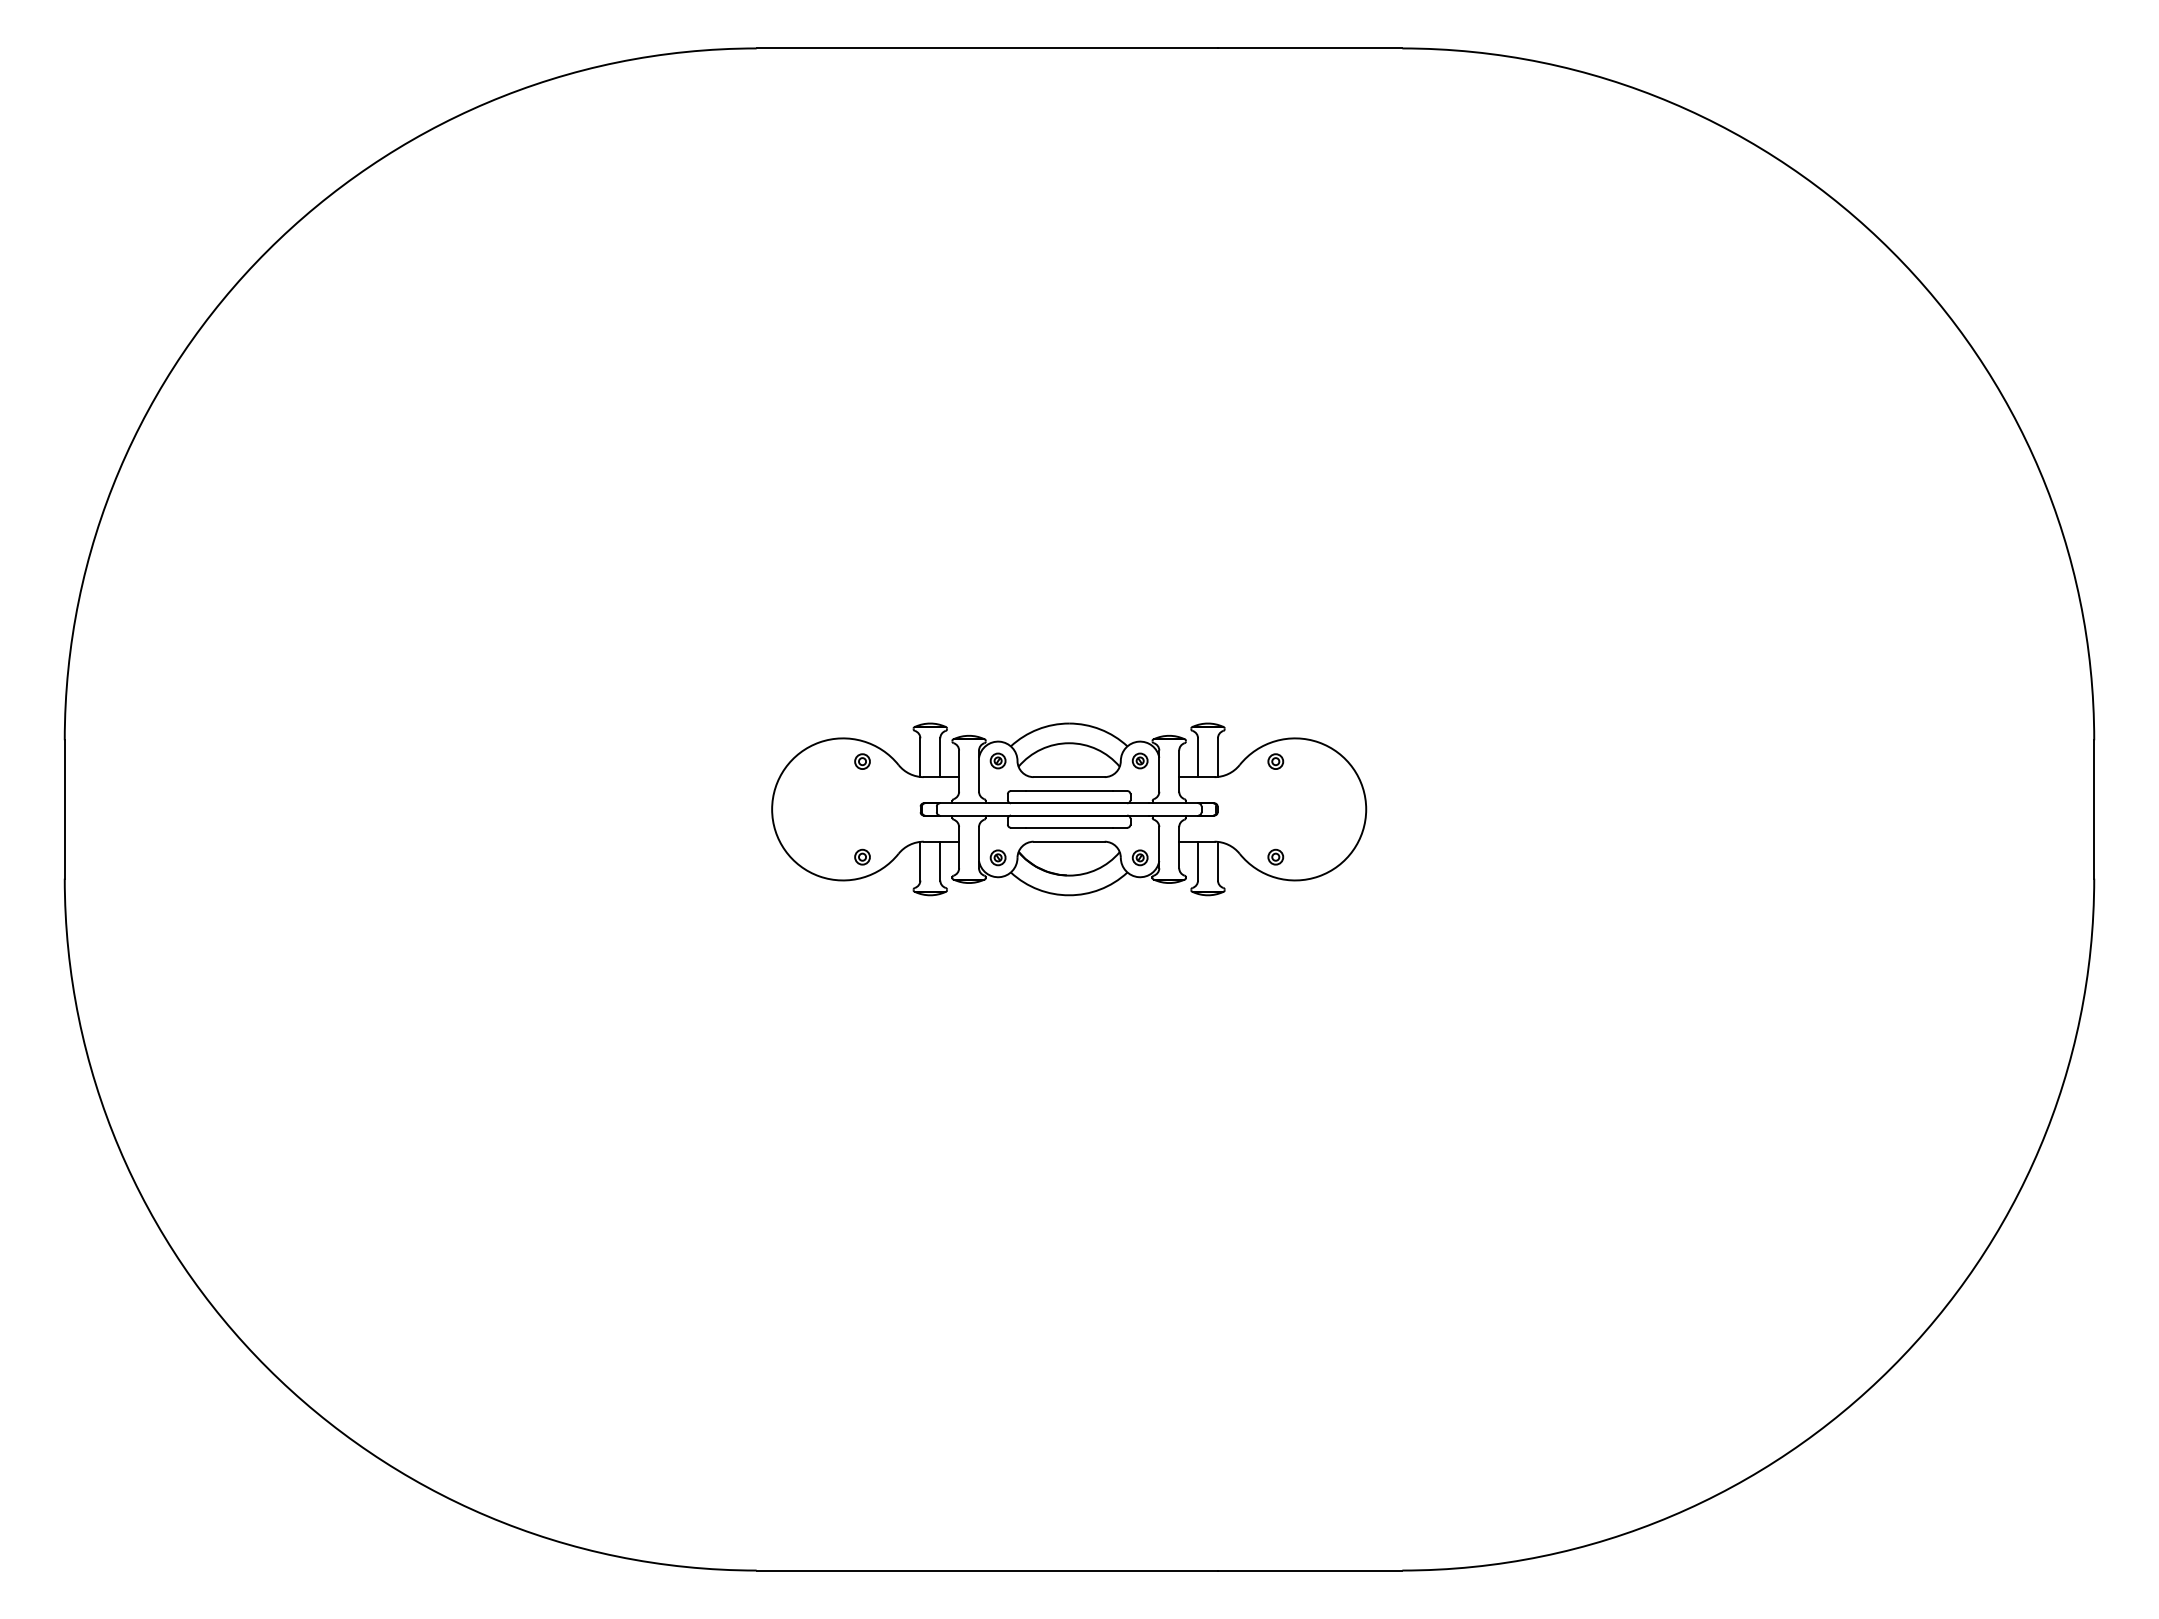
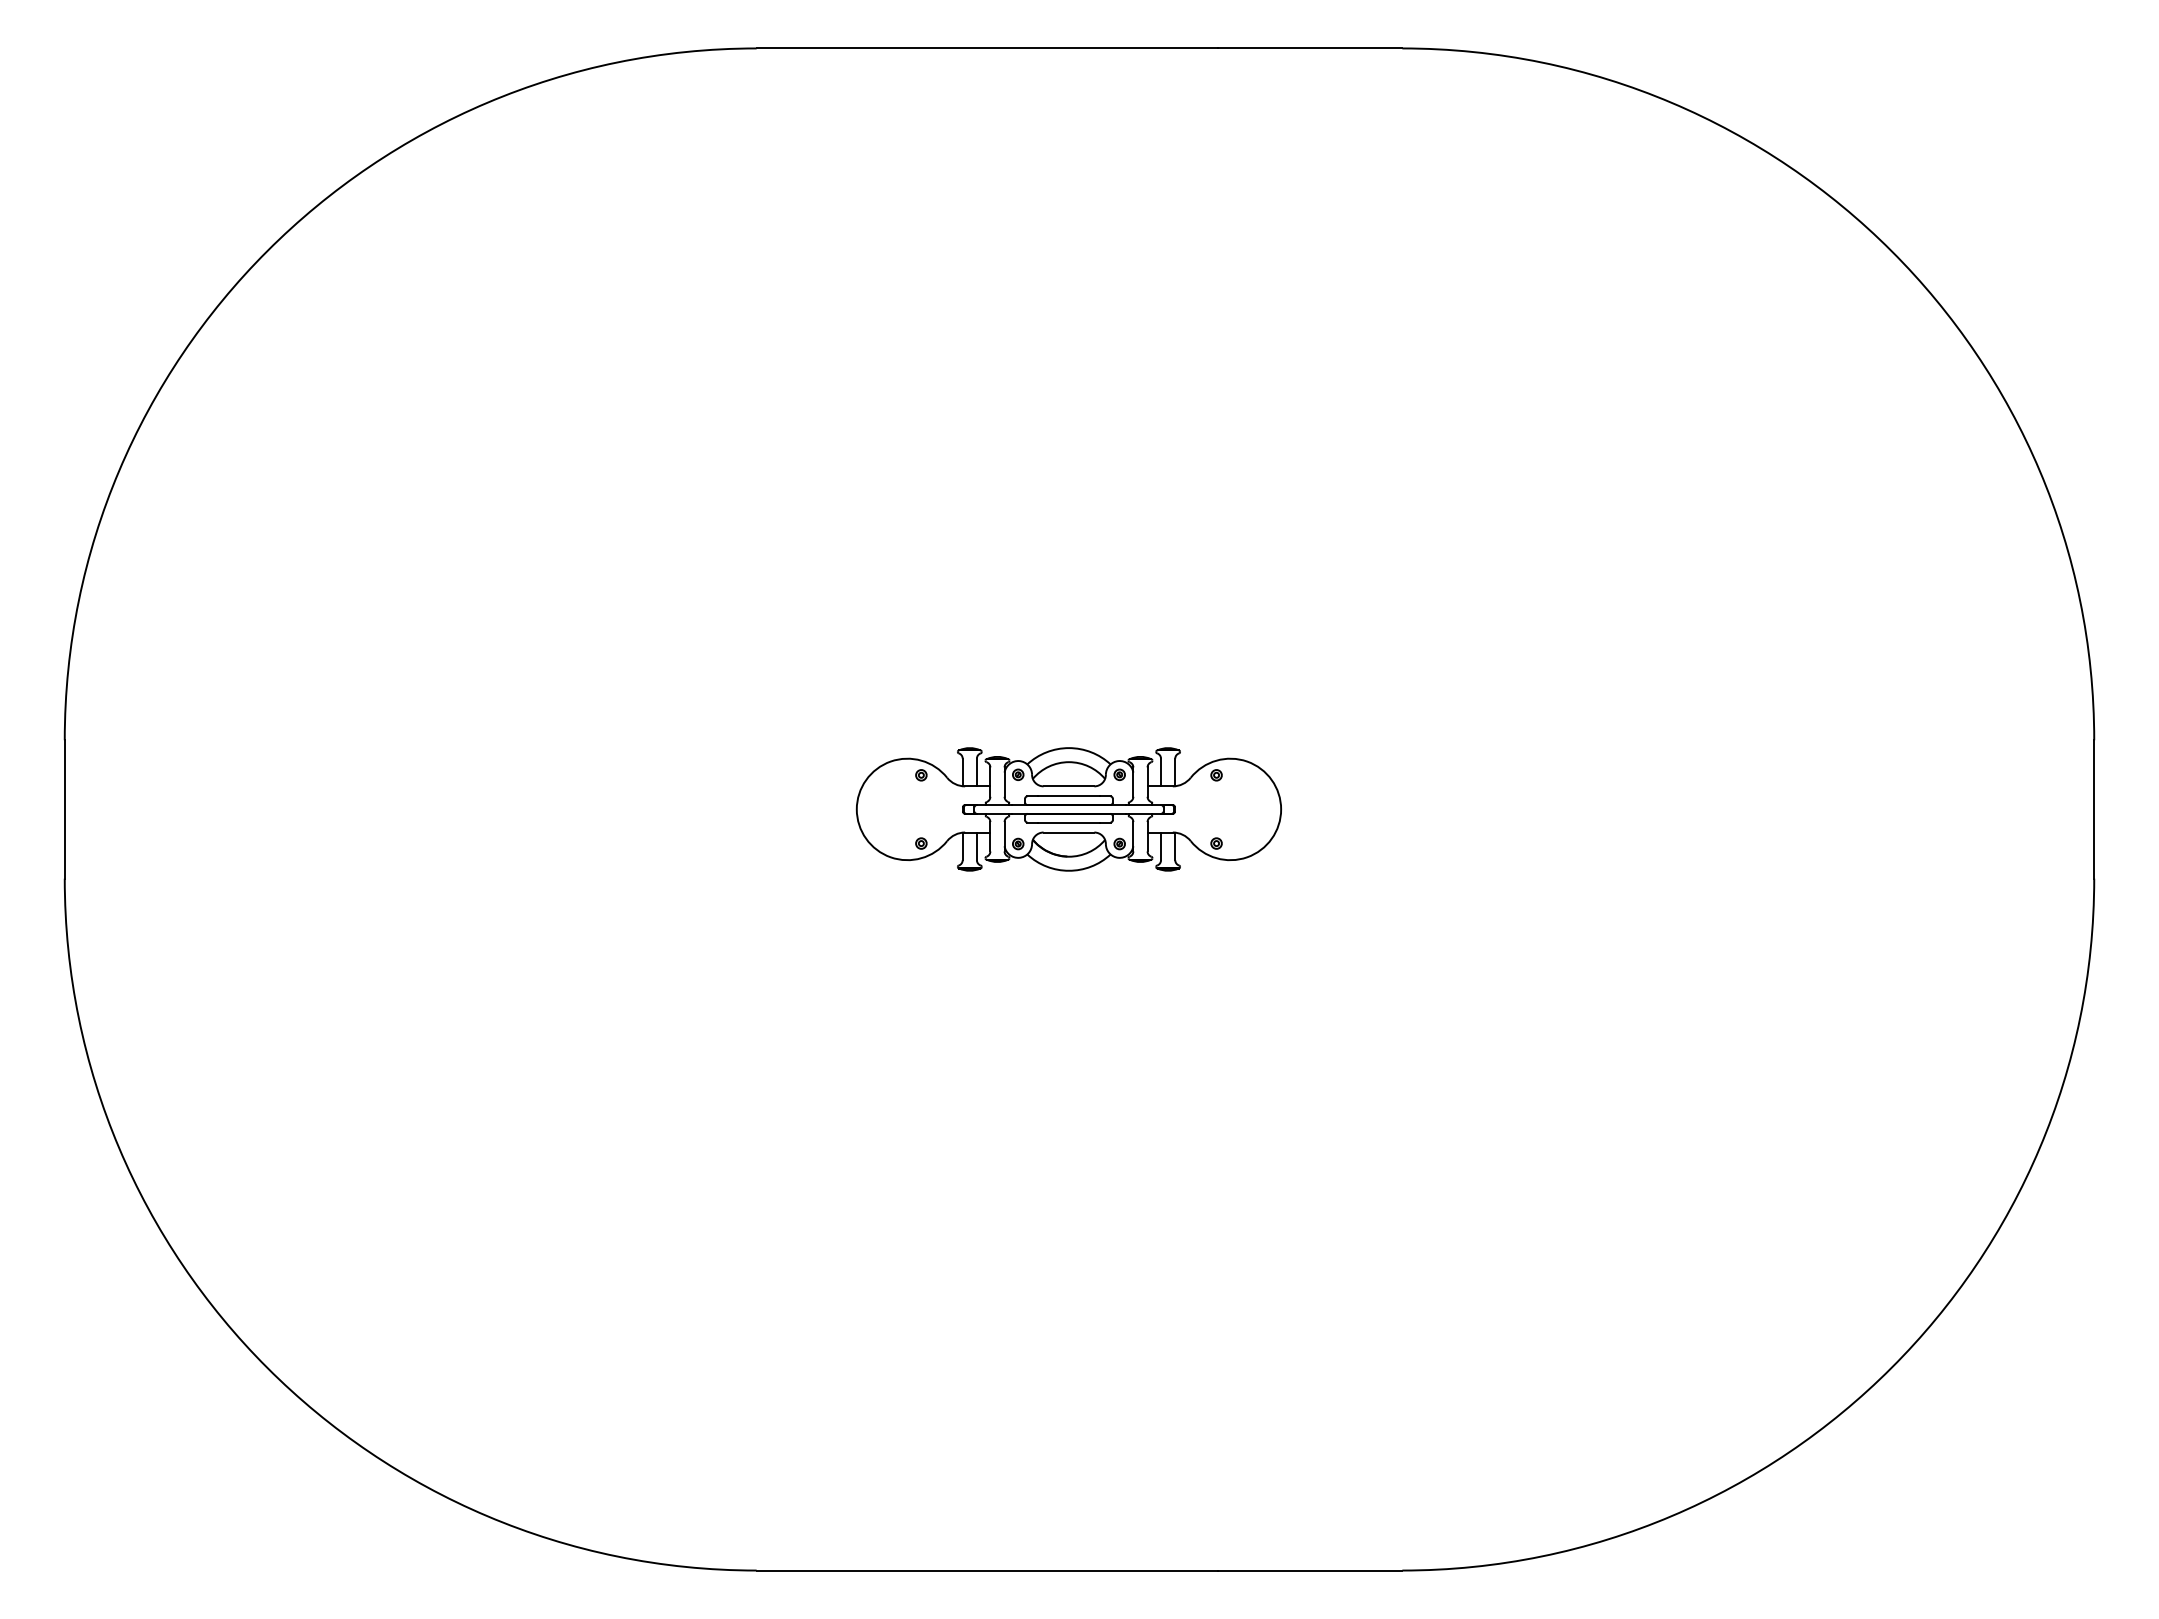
part size: 597x175 px -> 427x125 px (1068, 809)
